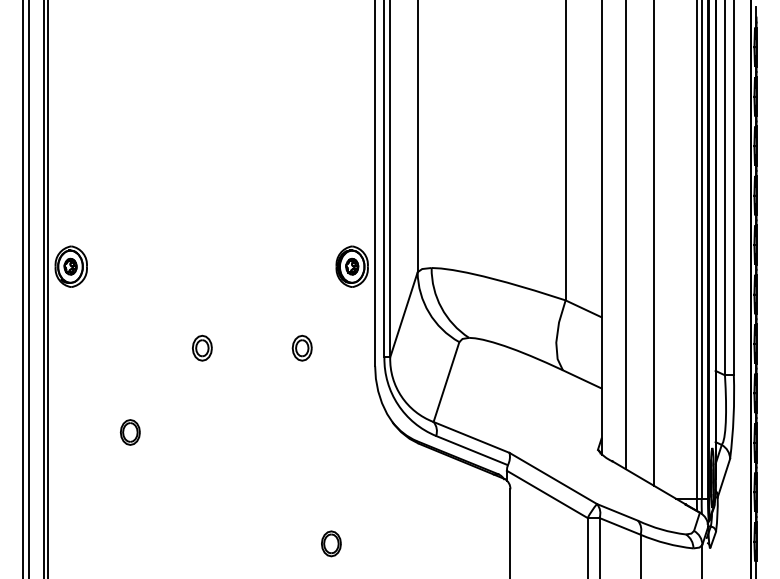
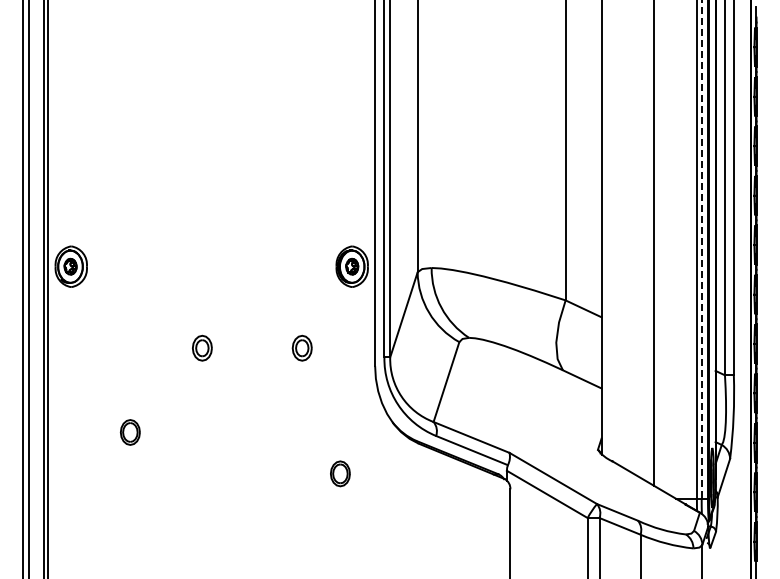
line: present -> none (625, 235)
line: solid -> dashed (701, 249)
part position: (331, 543) -> (340, 473) (340, 473)
